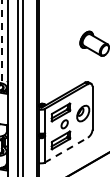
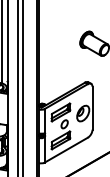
line: dashed -> solid (1, 42)
line: dashed -> solid (66, 150)
